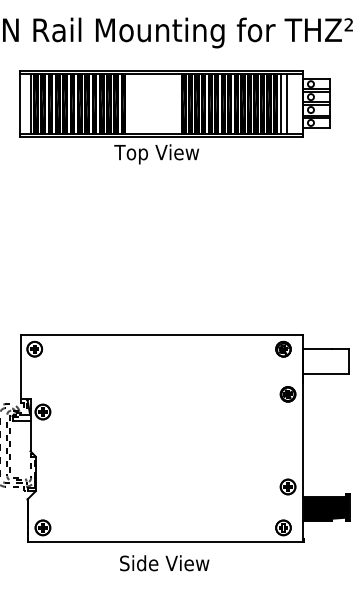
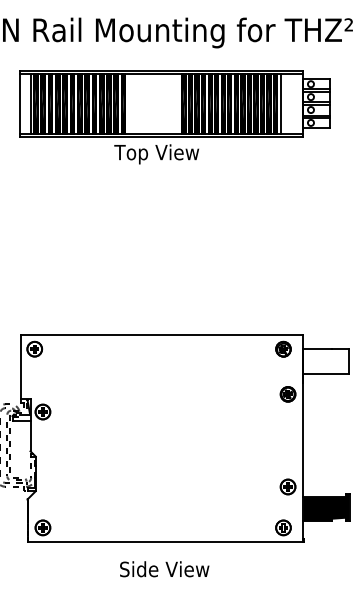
line: present -> none (287, 103)
text position: (164, 563) -> (164, 569) (164, 569)
